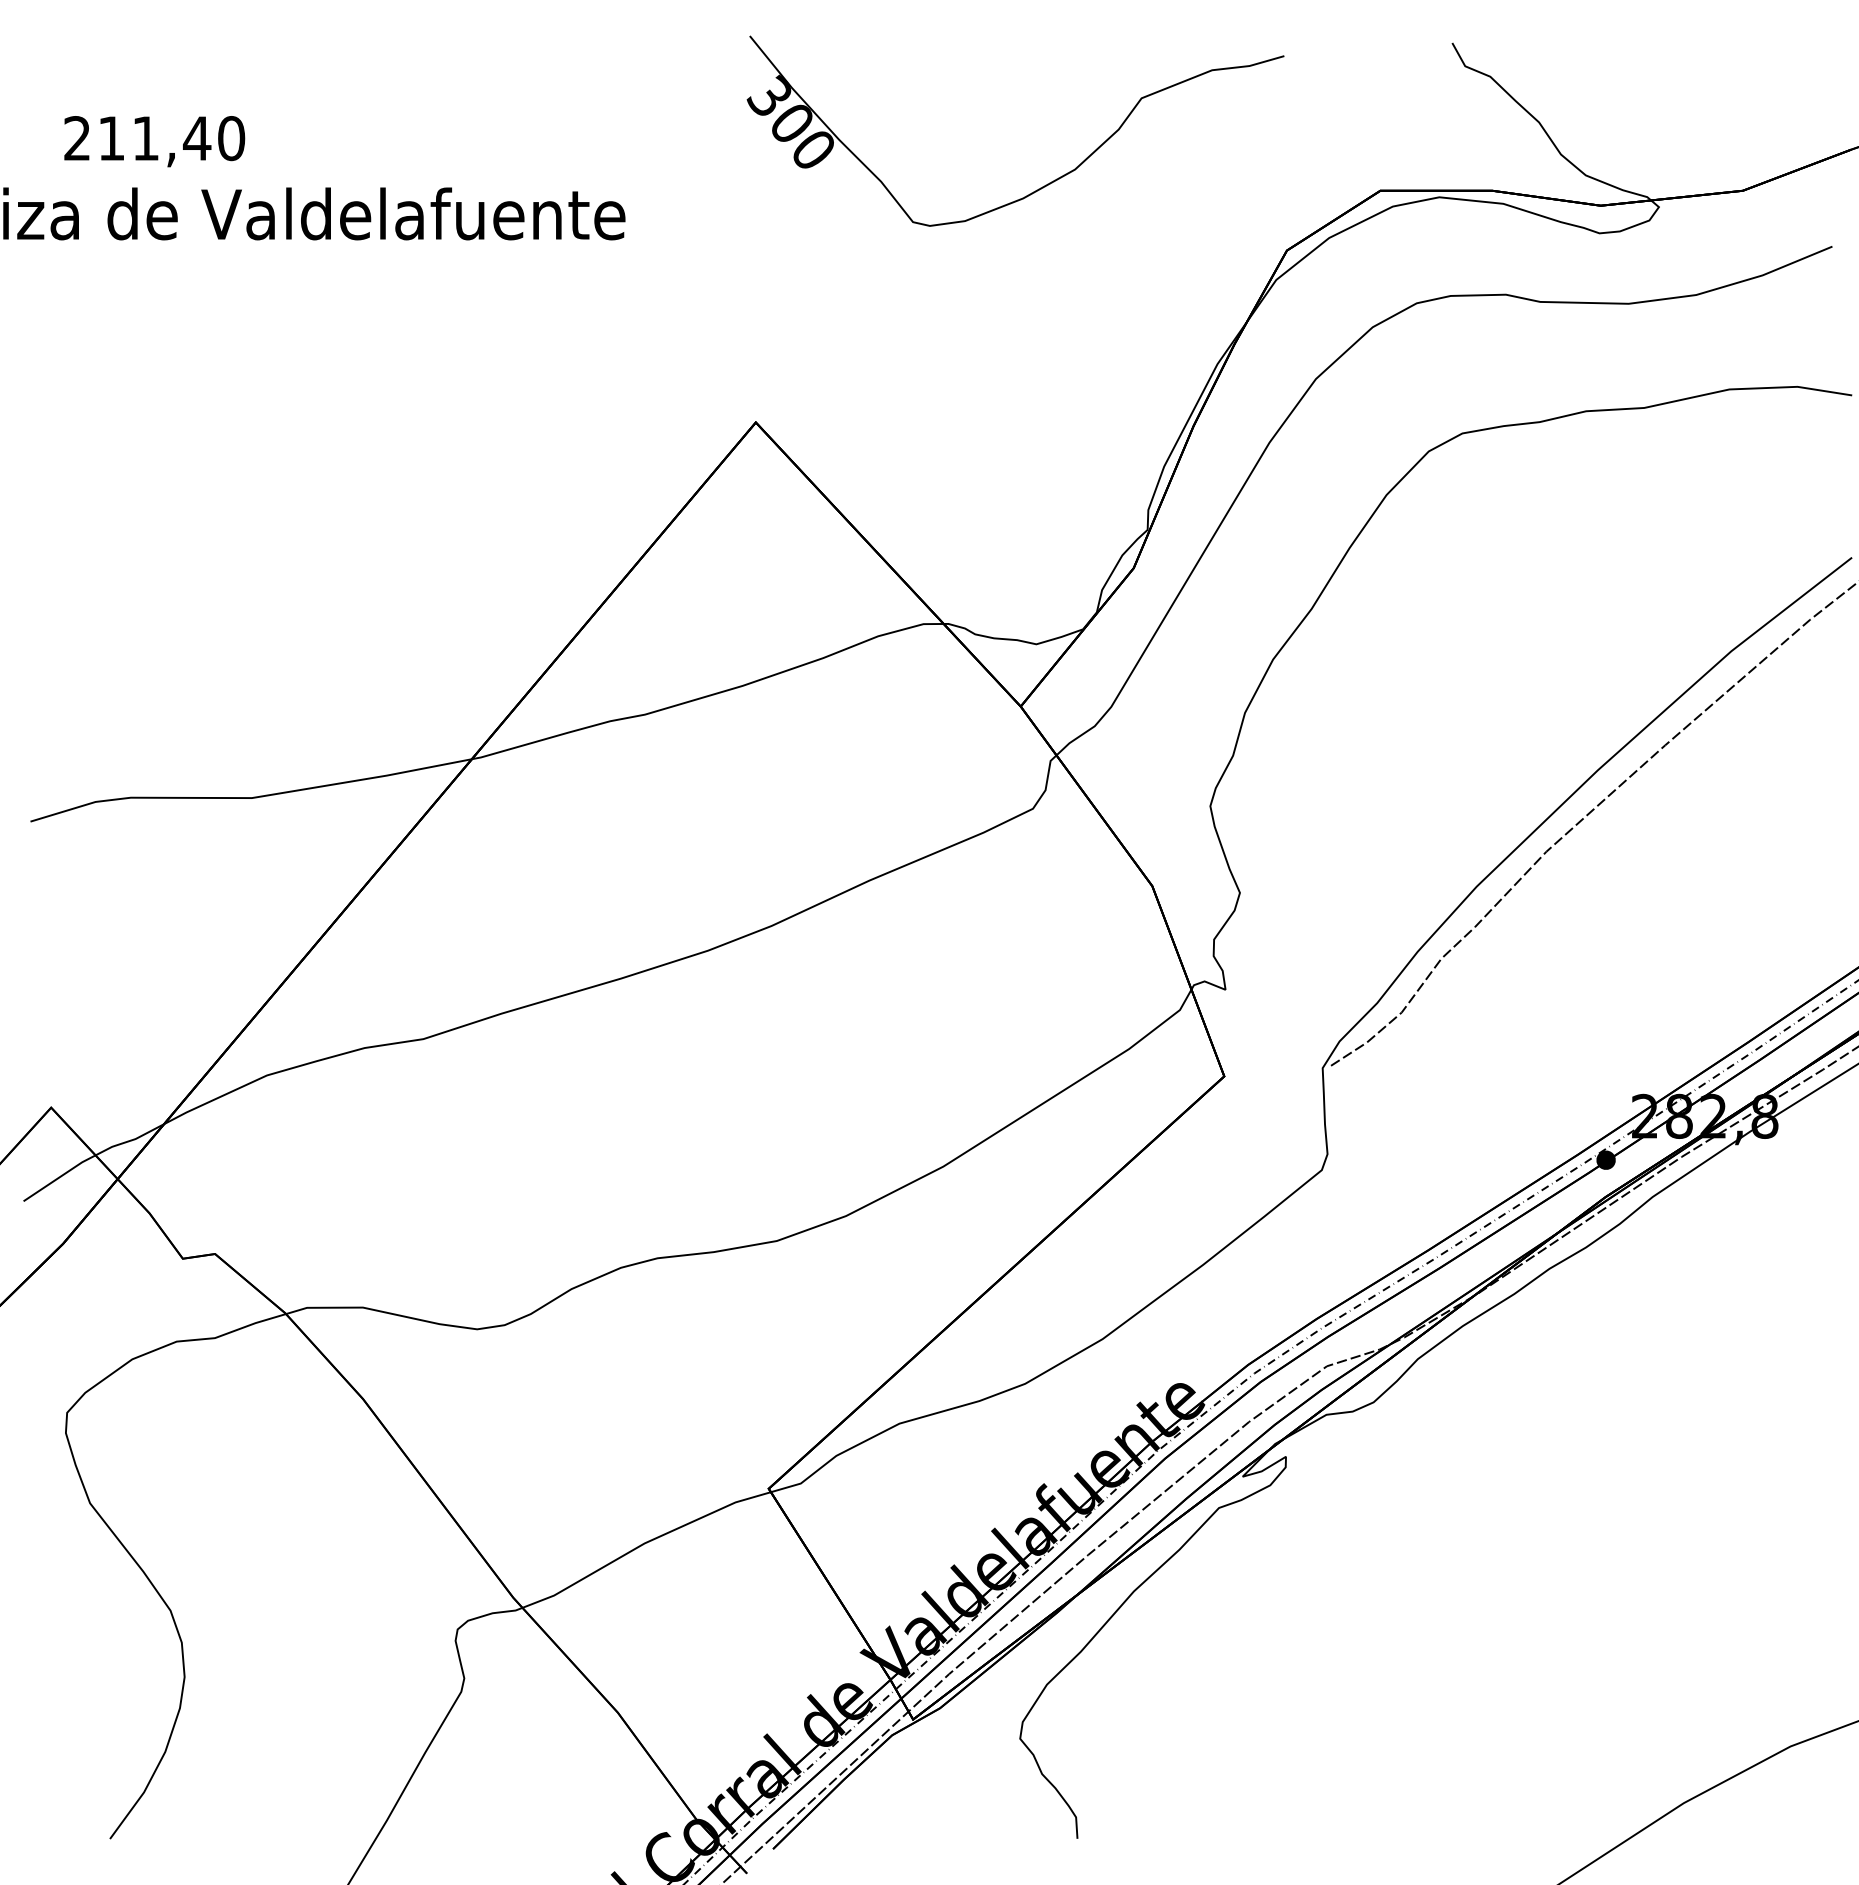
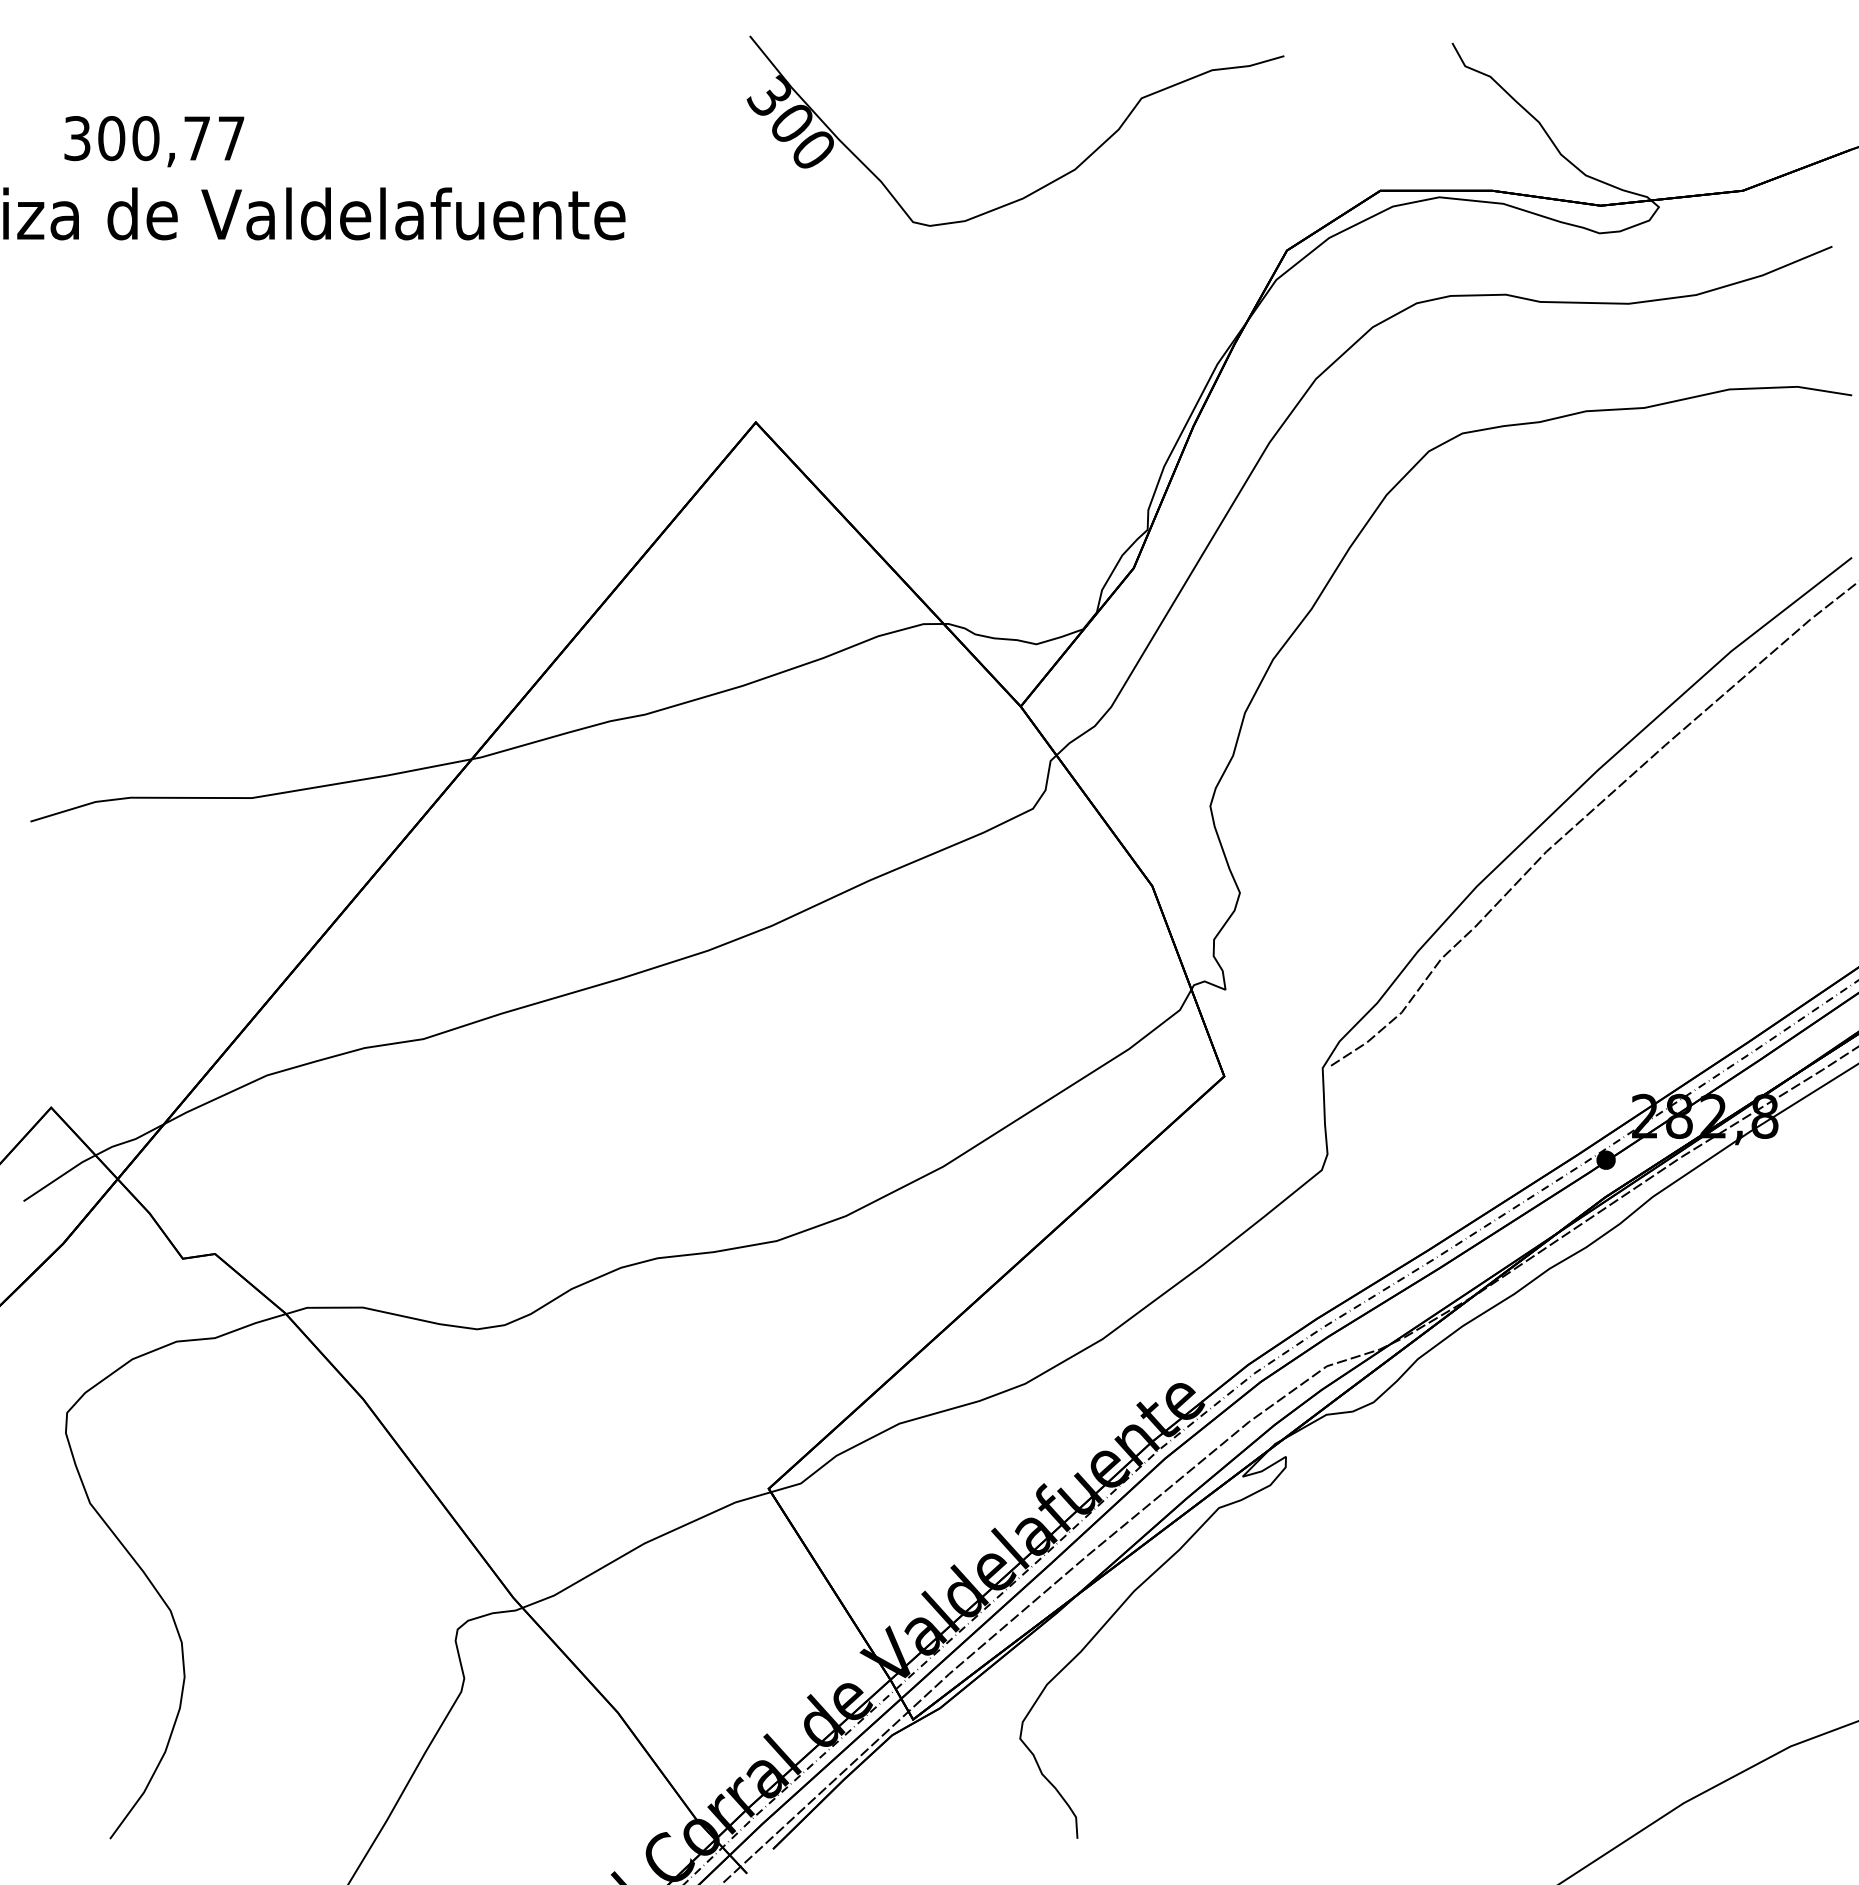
text: 211,40 -> 300,77 (154, 138)
